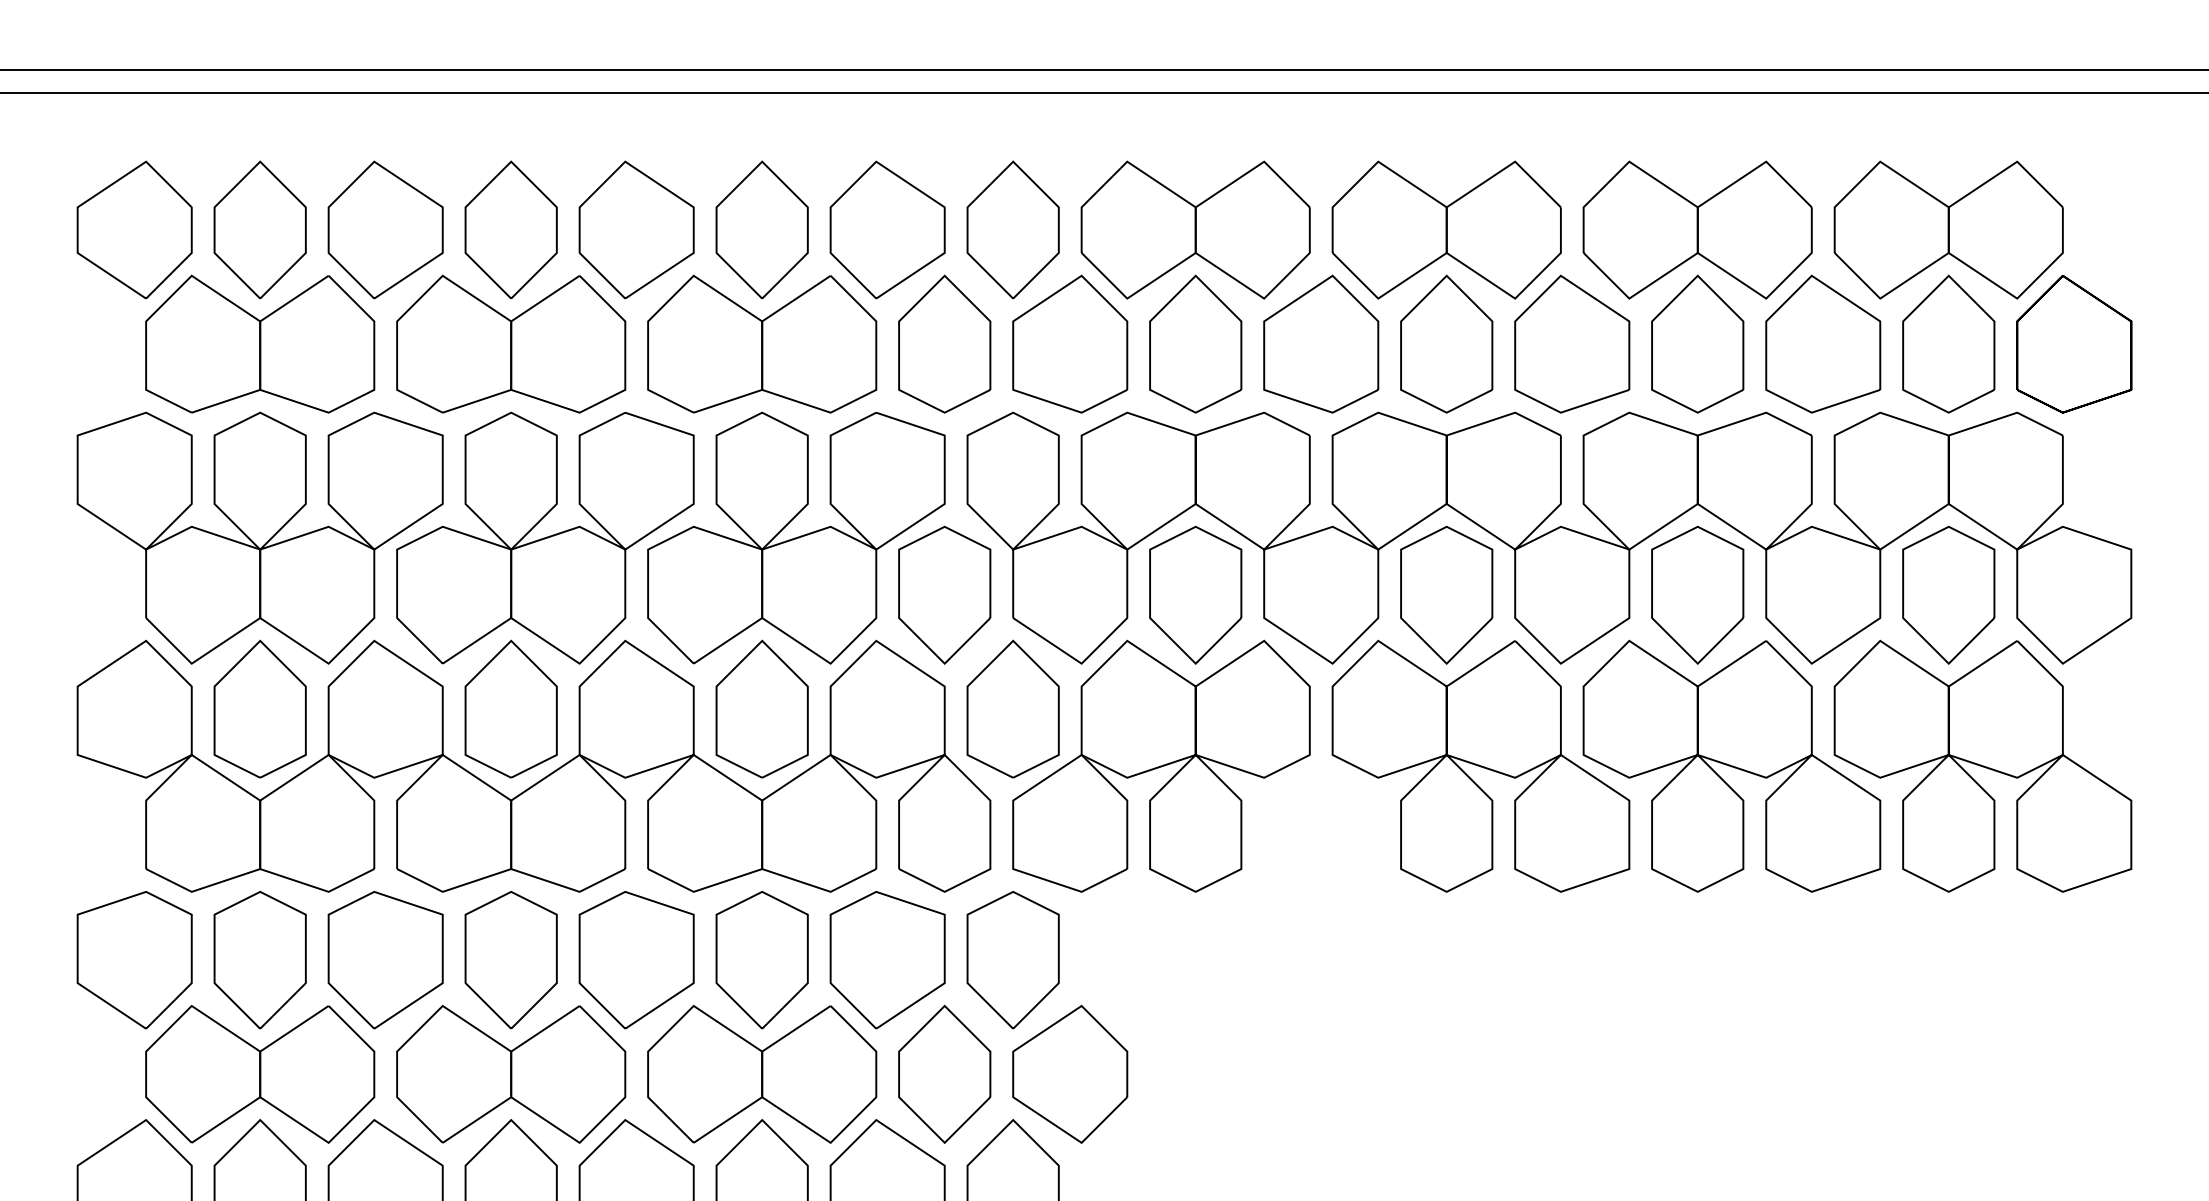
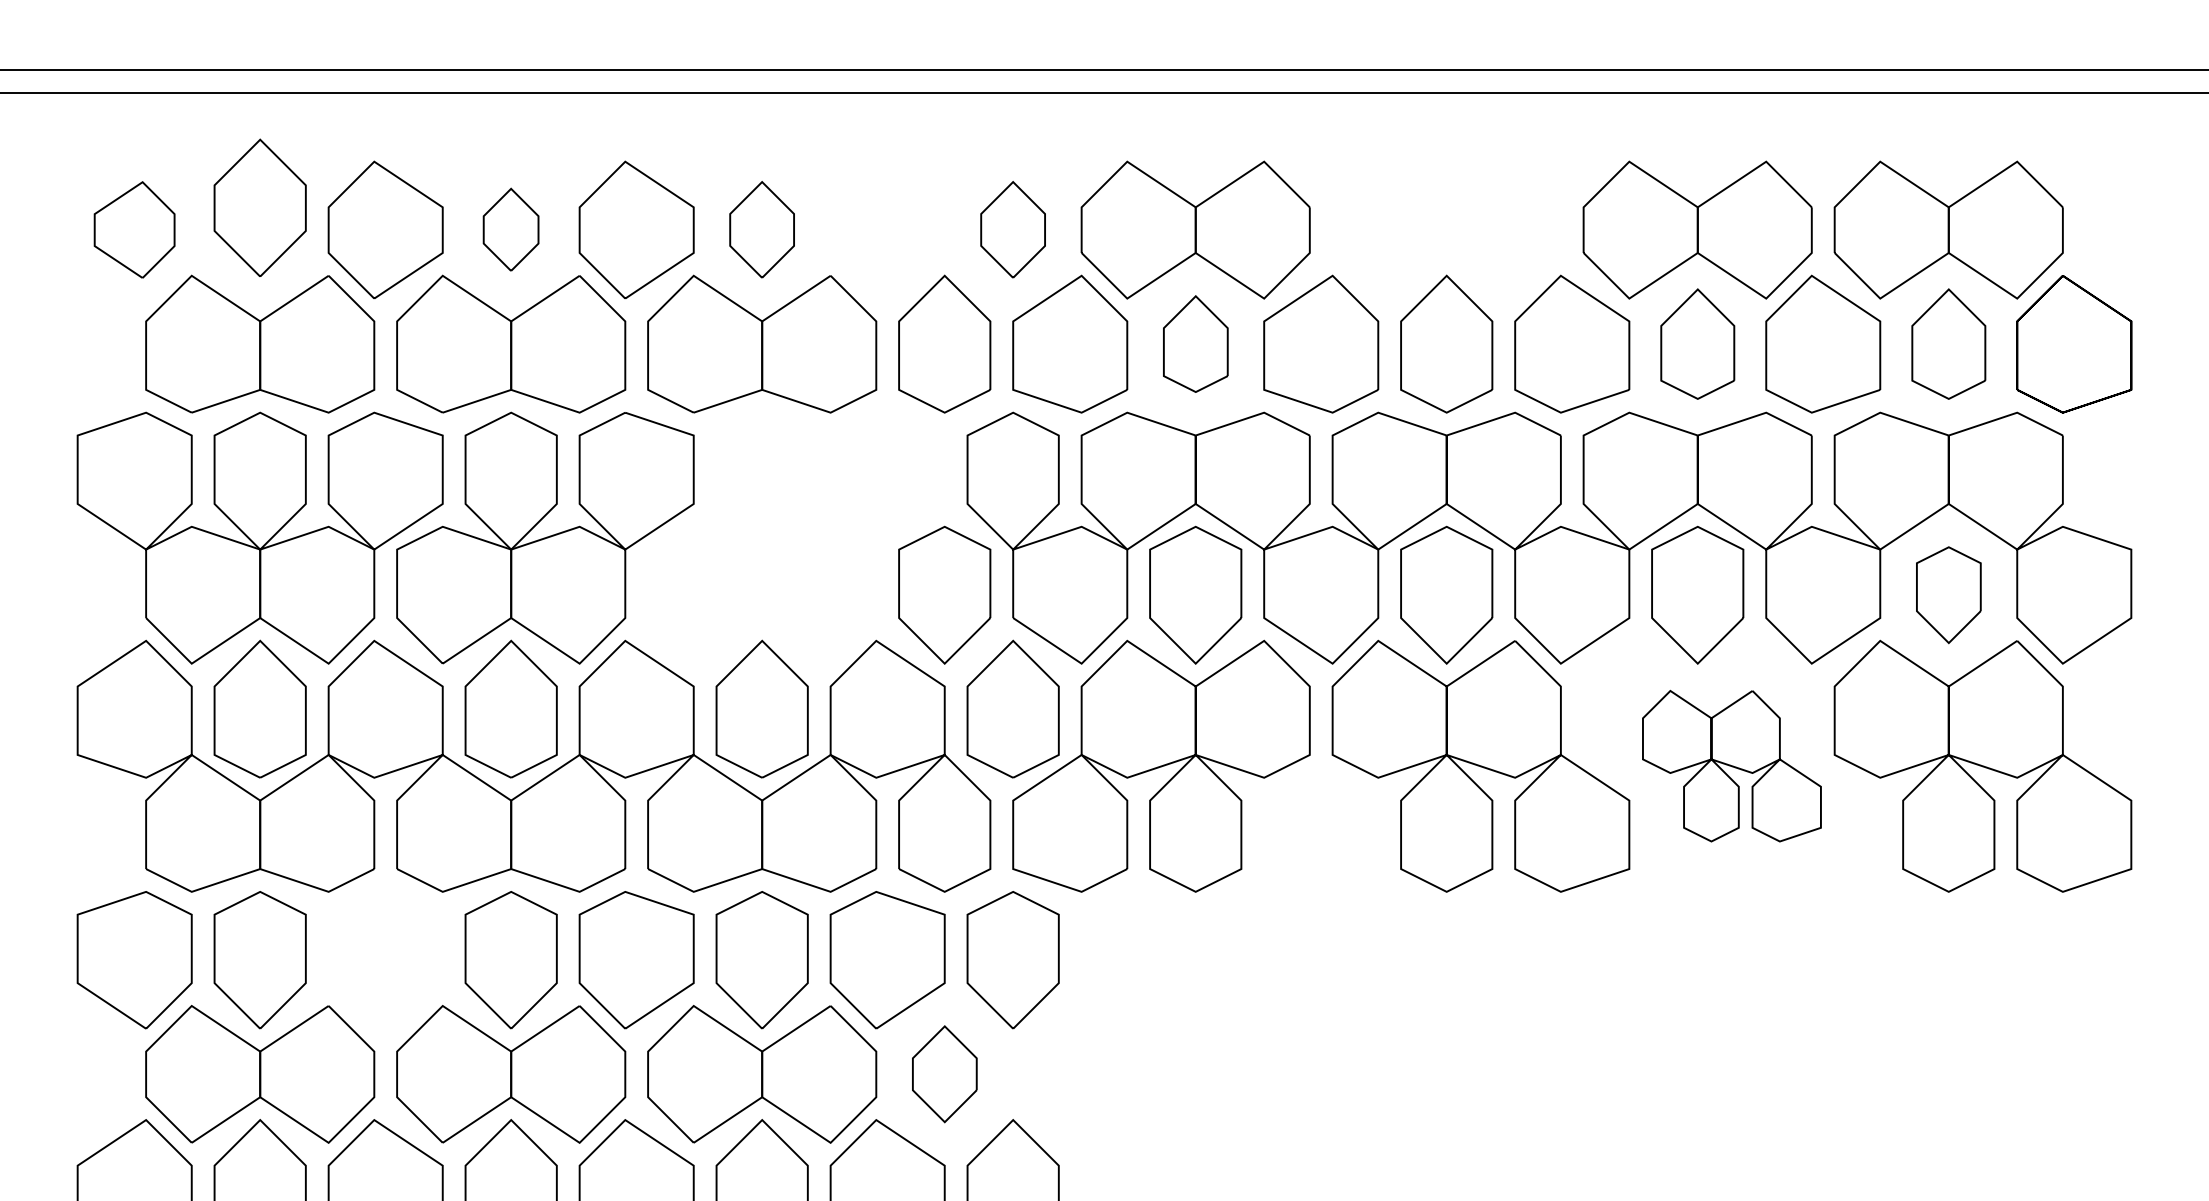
part size: 117x140 px -> 83x98 px (134, 229)
part position: (259, 229) -> (259, 207) (259, 207)
part size: 94x139 px -> 58x85 px (510, 229)
part size: 94x139 px -> 66x98 px (761, 229)
part: present -> none (887, 229)
part size: 94x139 px -> 66x98 px (1012, 229)
part: present -> none (1446, 229)
part size: 94x140 px -> 66x98 px (1195, 343)
part size: 94x140 px -> 76x112 px (1697, 343)
part size: 94x140 px -> 76x112 px (1948, 343)
part: present -> none (796, 537)
part size: 94x140 px -> 66x99 px (1948, 595)
part size: 300x254 px -> 180x154 px (1731, 765)
part: present -> none (385, 960)
part size: 94x140 px -> 66x99 px (944, 1074)
part: present -> none (1070, 1074)
